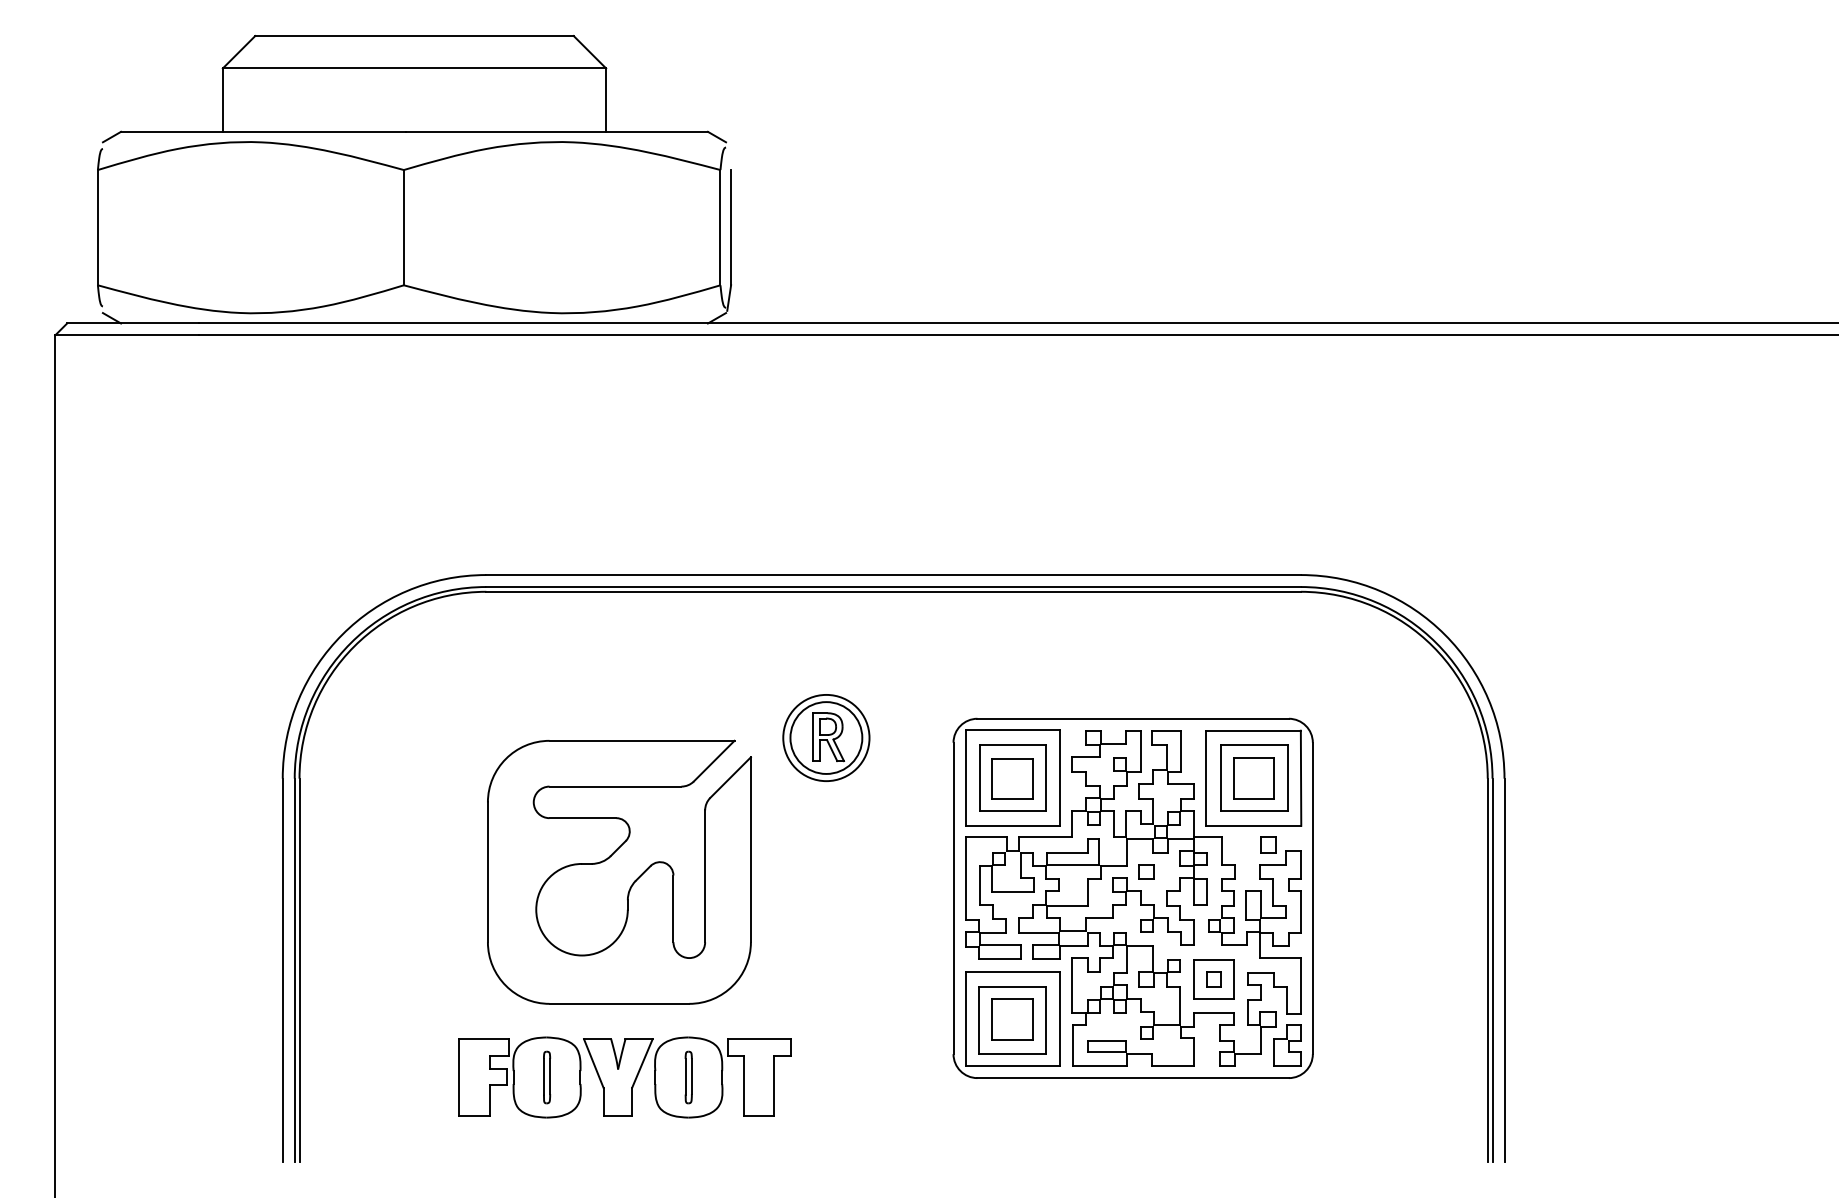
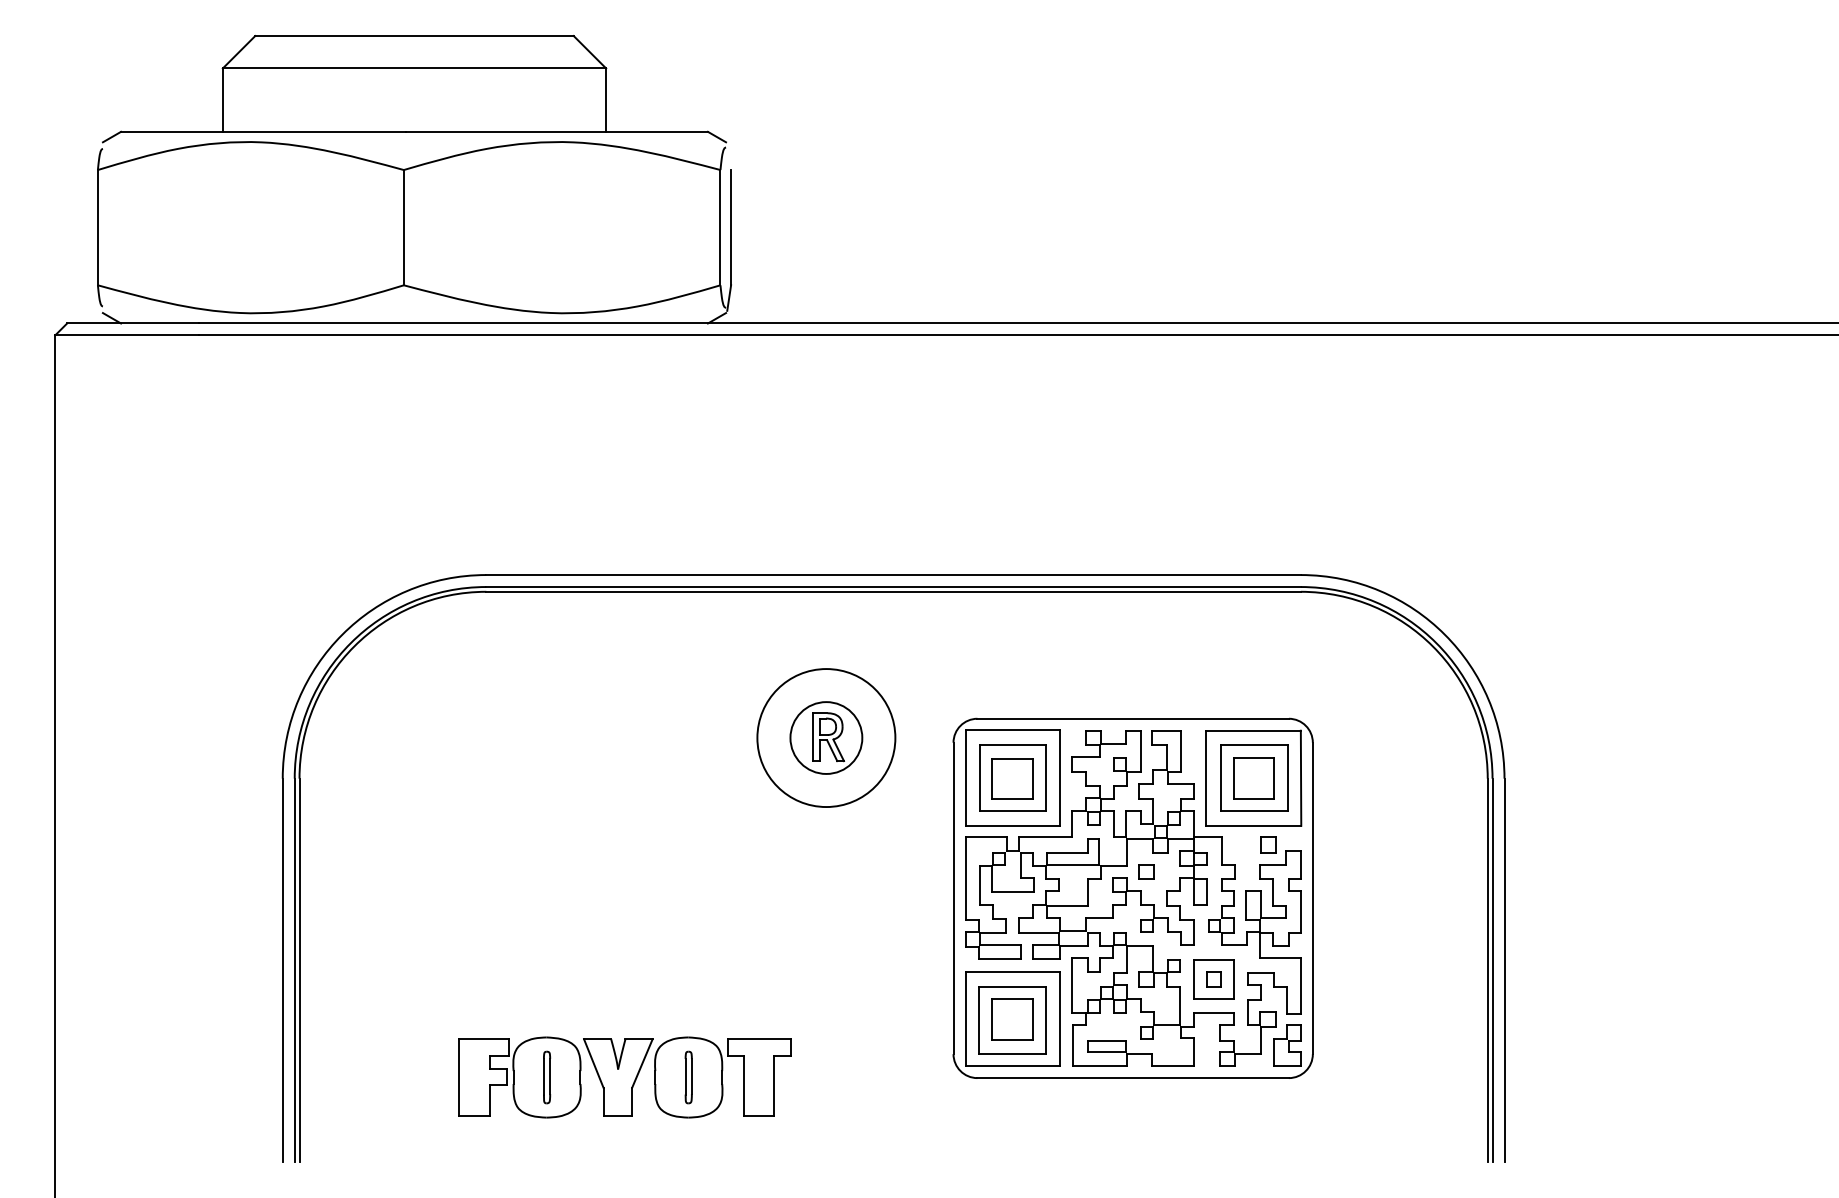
circle diameter: 86 px -> 138 px (826, 738)
part: present -> none (608, 859)
